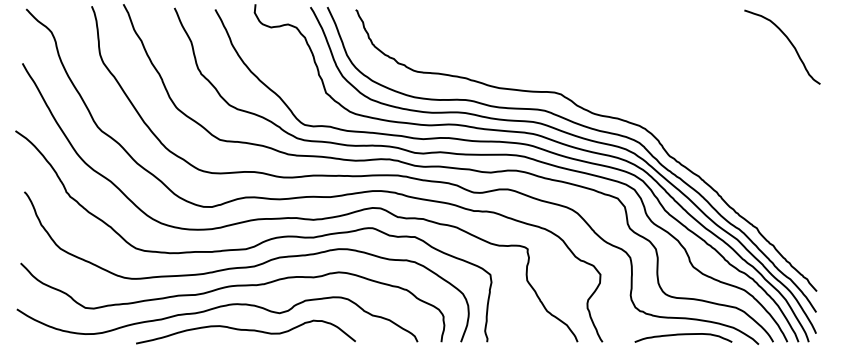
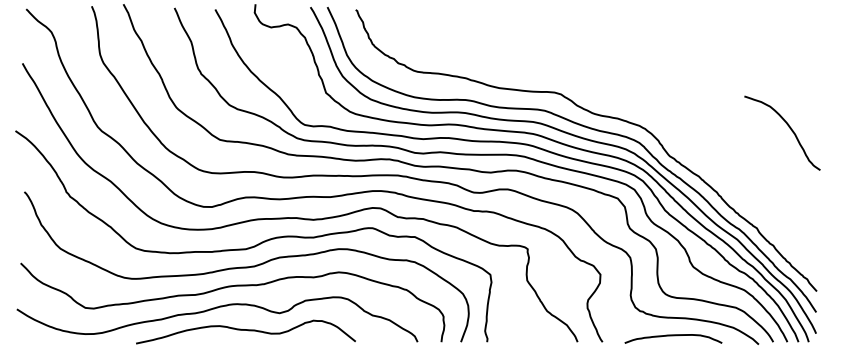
curve position: (788, 41) -> (788, 127) (788, 127)
curve position: (683, 335) -> (673, 336) (673, 336)
